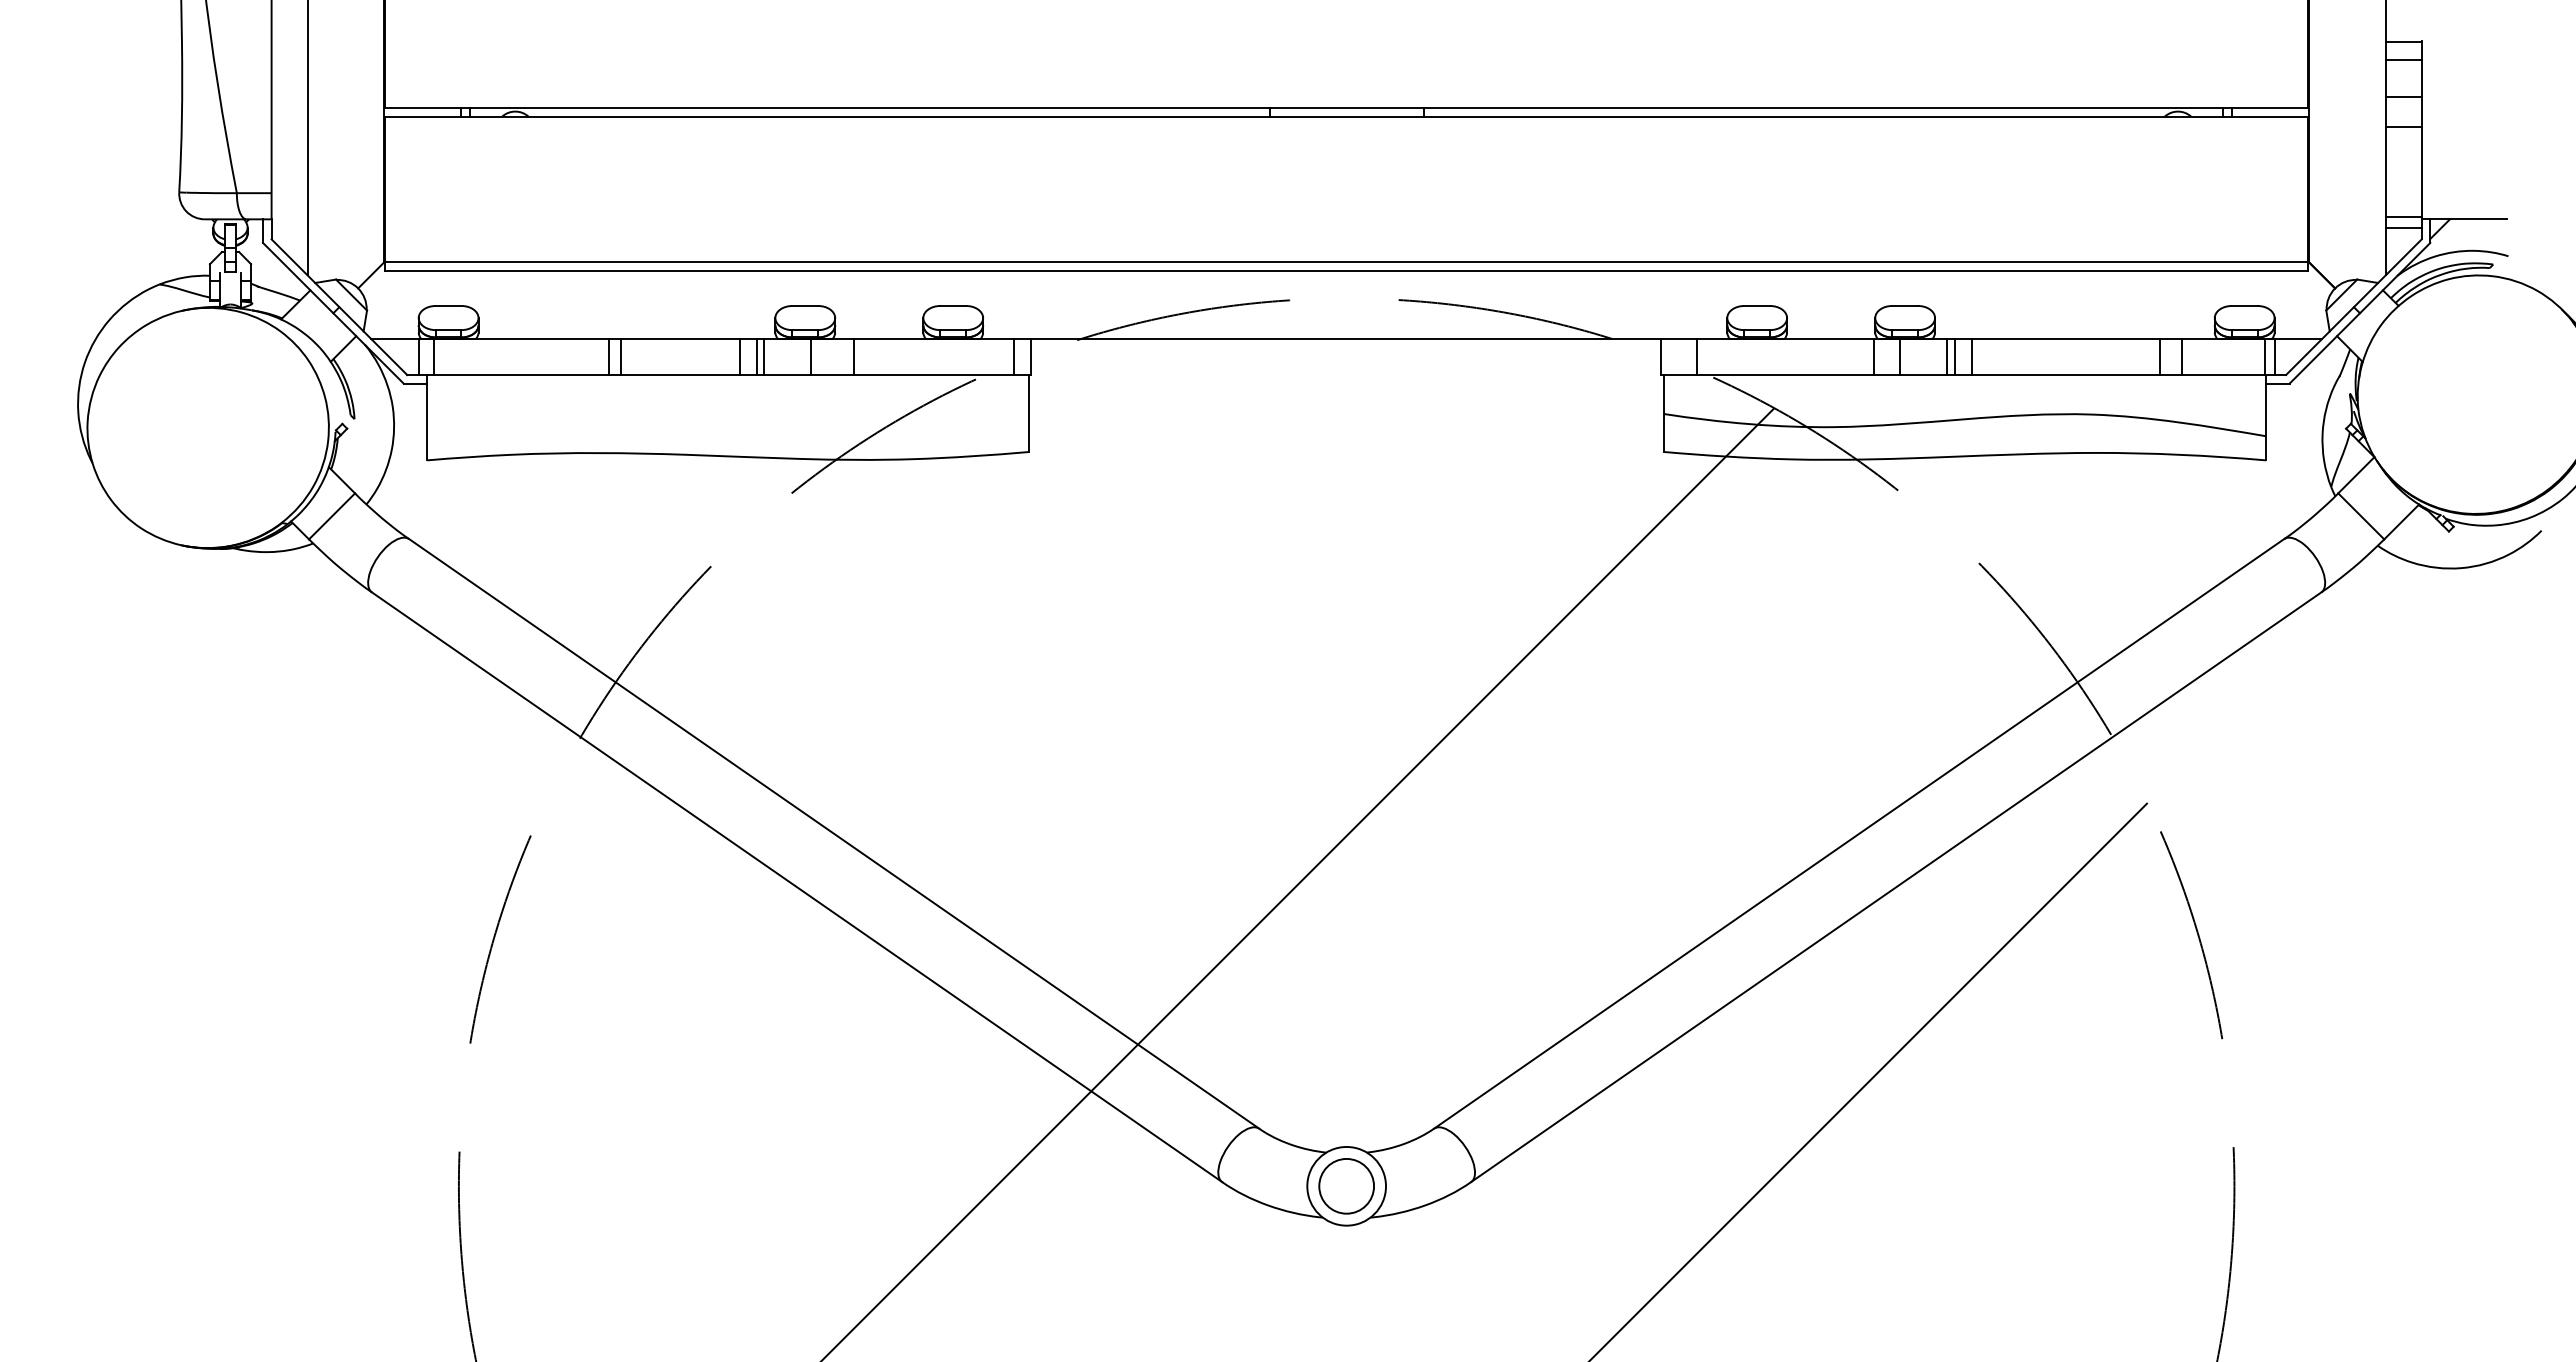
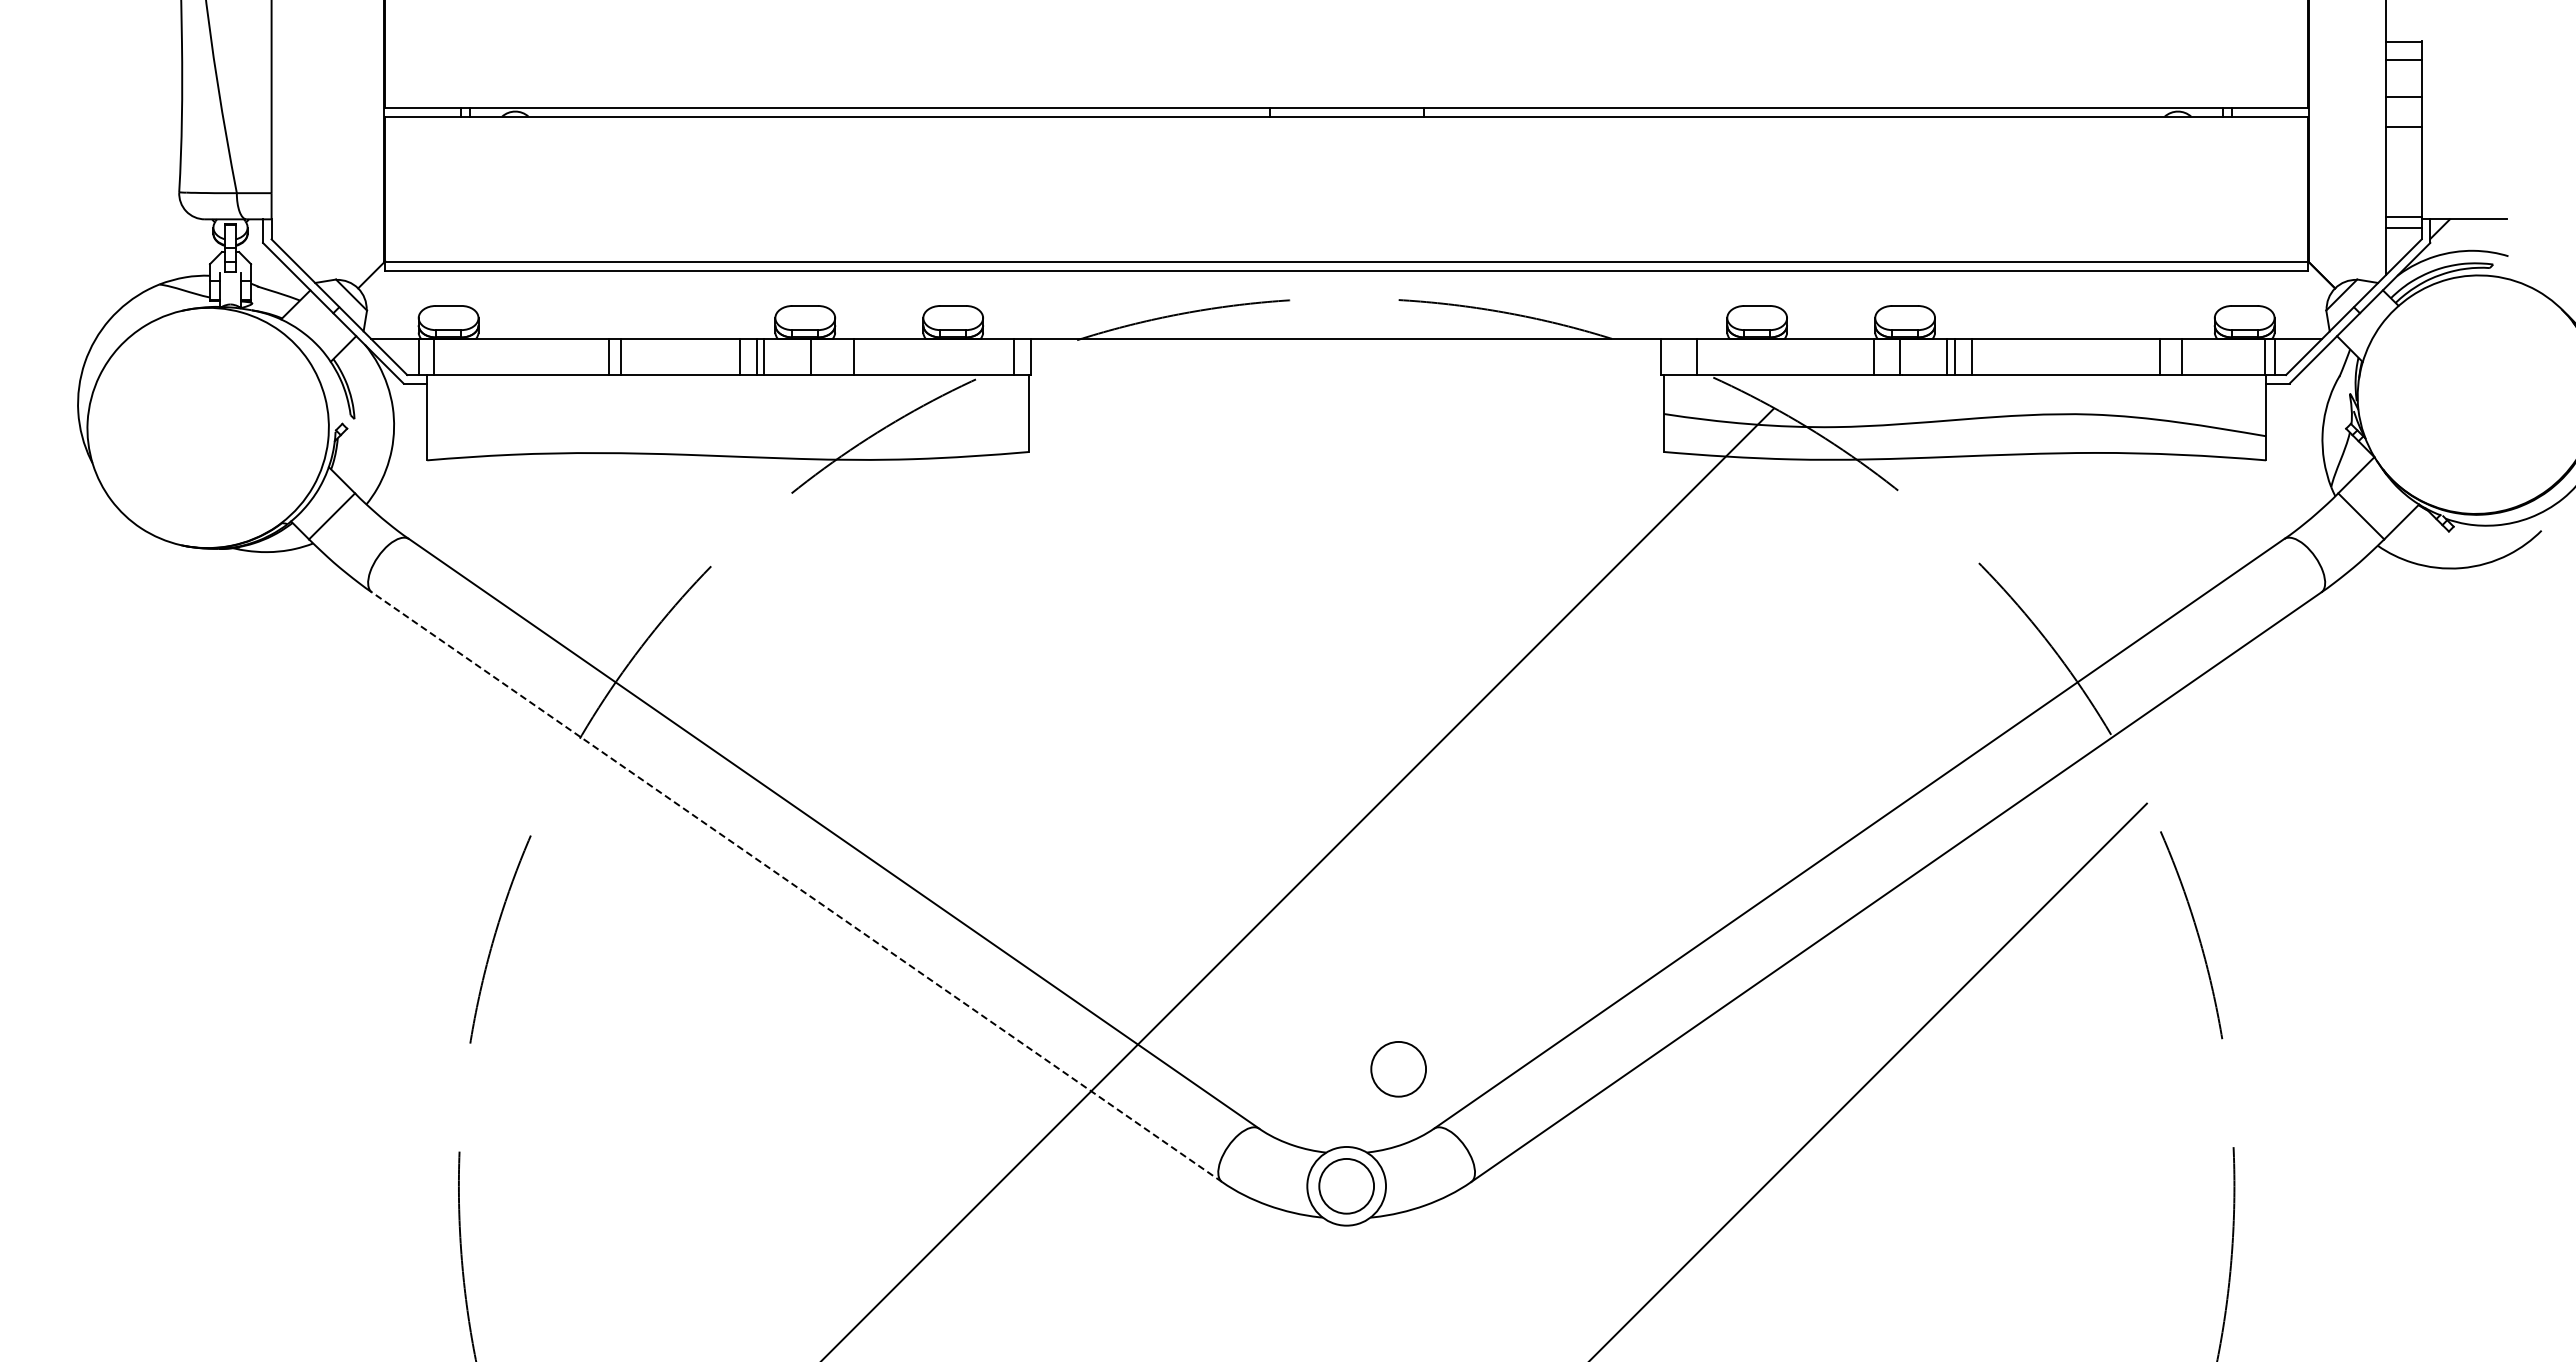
line: present -> none (307, 138)
line: solid -> dashed (796, 886)
circle: none -> present (1398, 1069)
